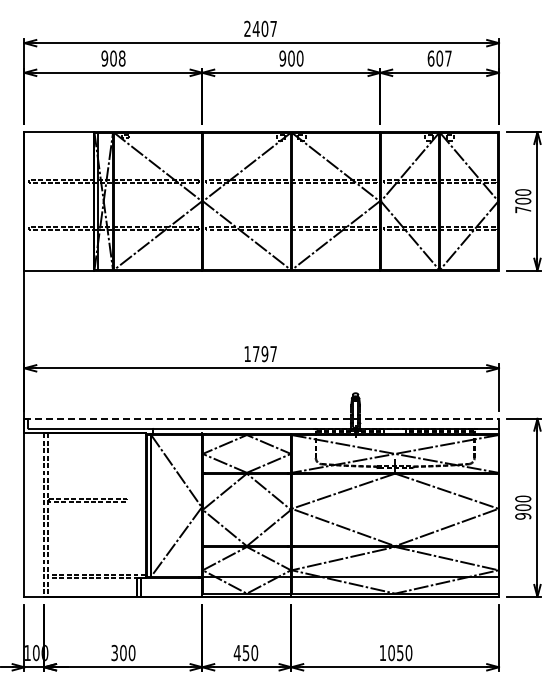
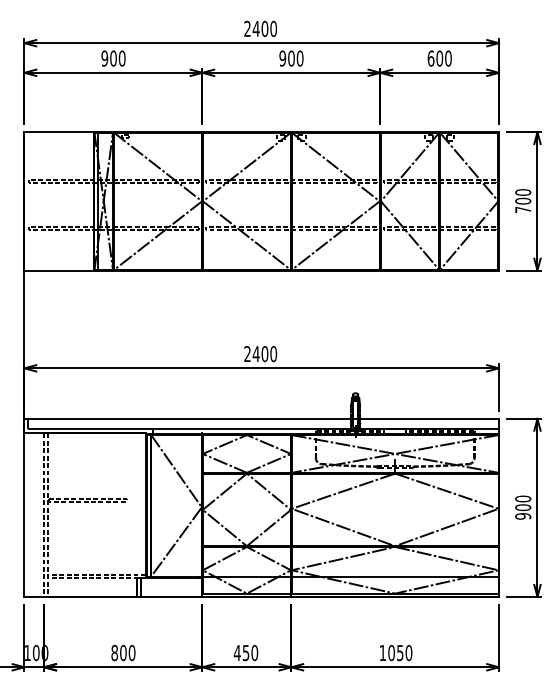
text: 2407 -> 2400 (273, 28)
text: 908 -> 900 (121, 58)
text: 607 -> 600 (448, 58)
text: 1797 -> 2400 (260, 354)
line: dashed -> solid (262, 418)
text: 300 -> 800 (114, 653)
